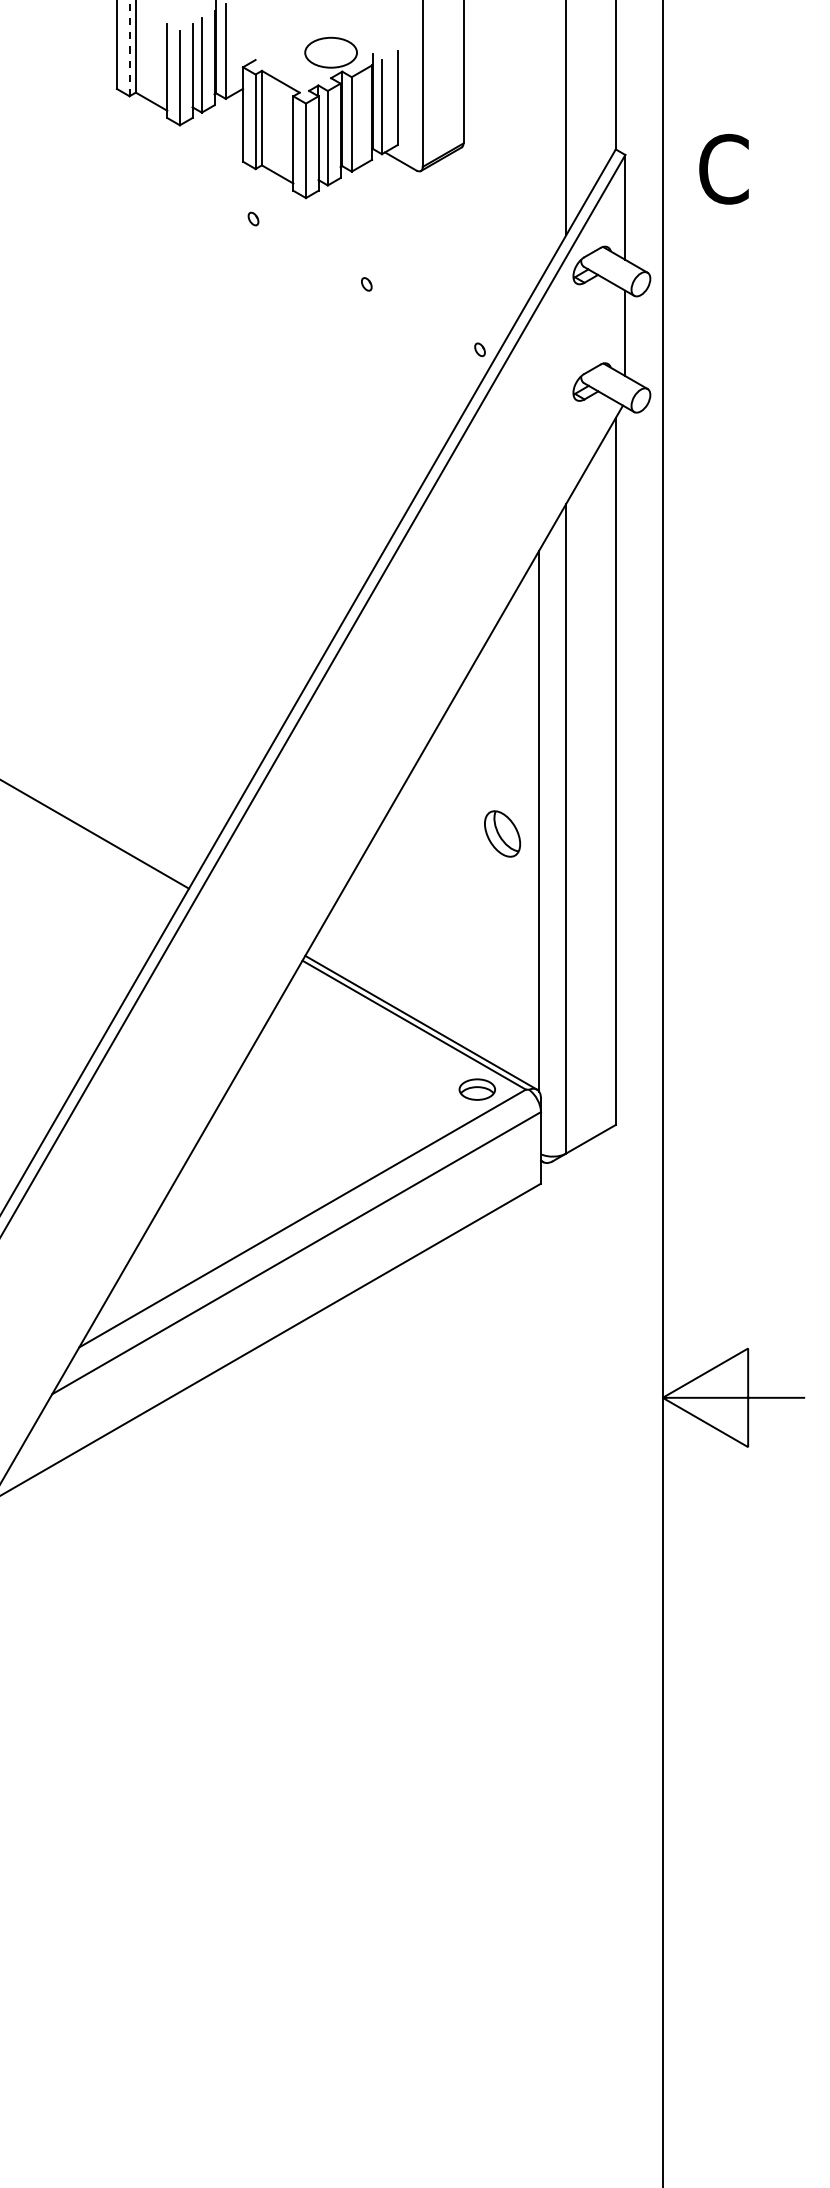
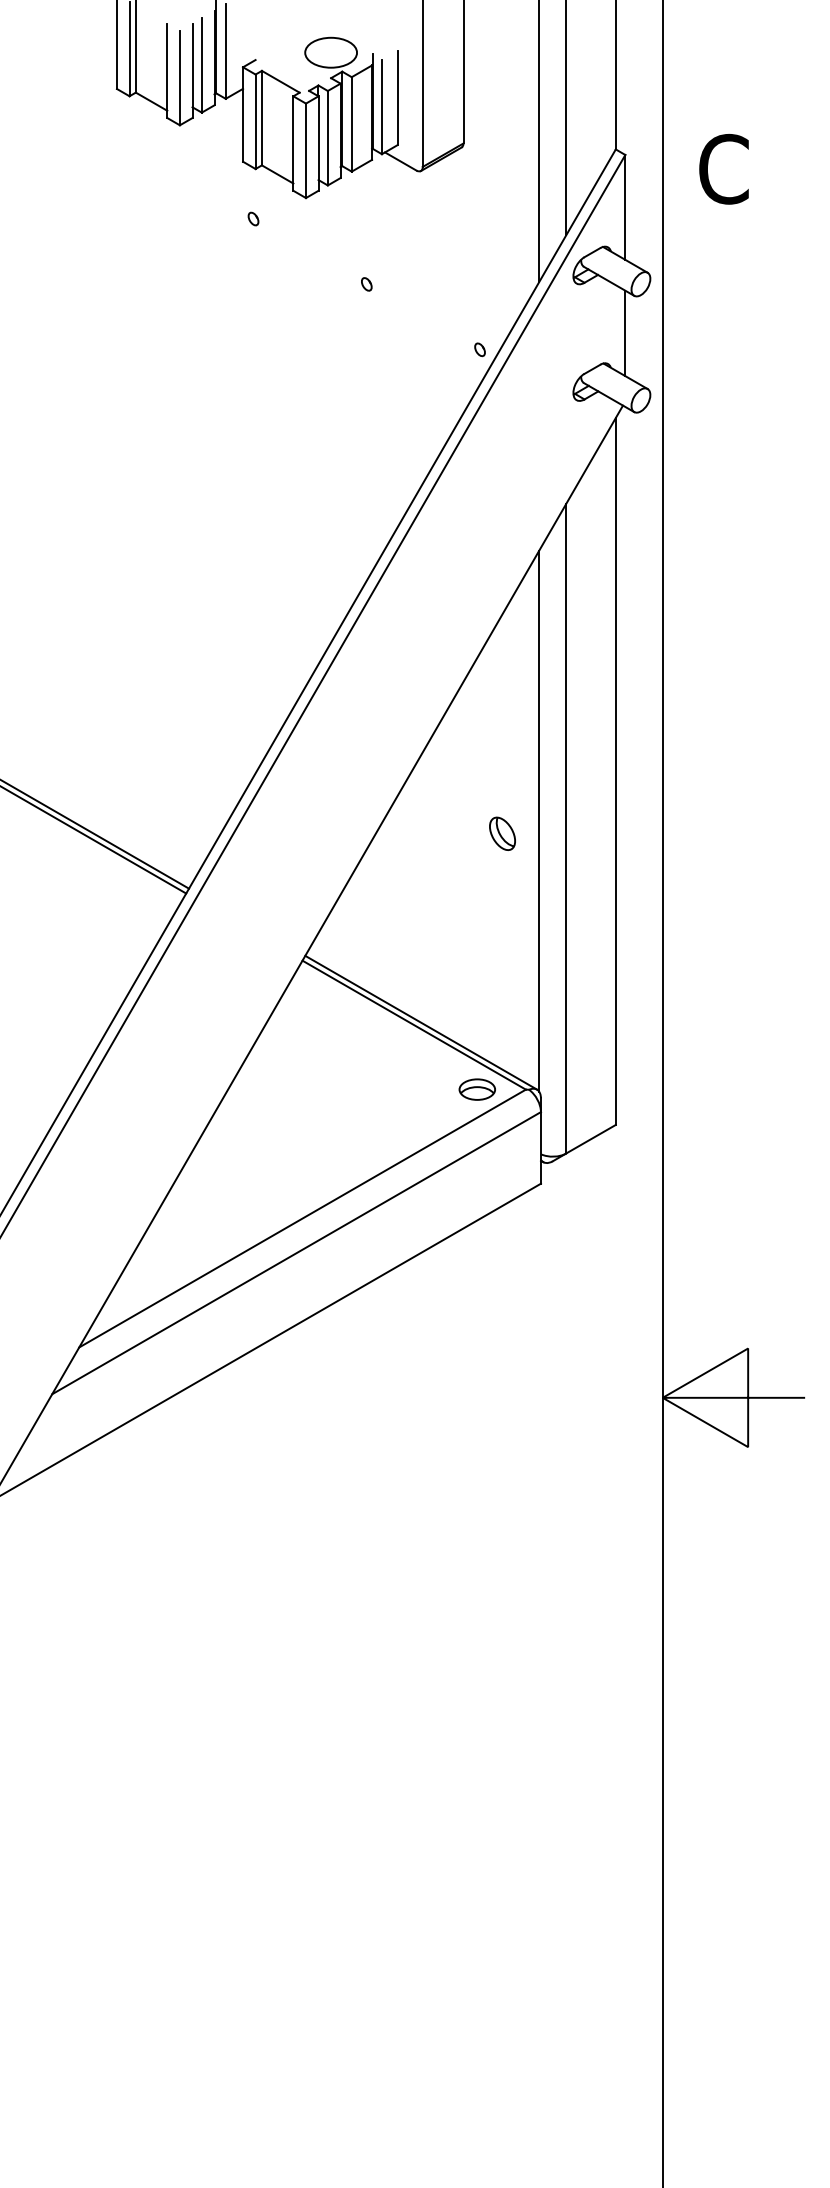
line: dashed -> solid (129, 48)
line: none -> present (539, 141)
part size: 38x48 px -> 27x35 px (502, 833)
line: none -> present (94, 840)
